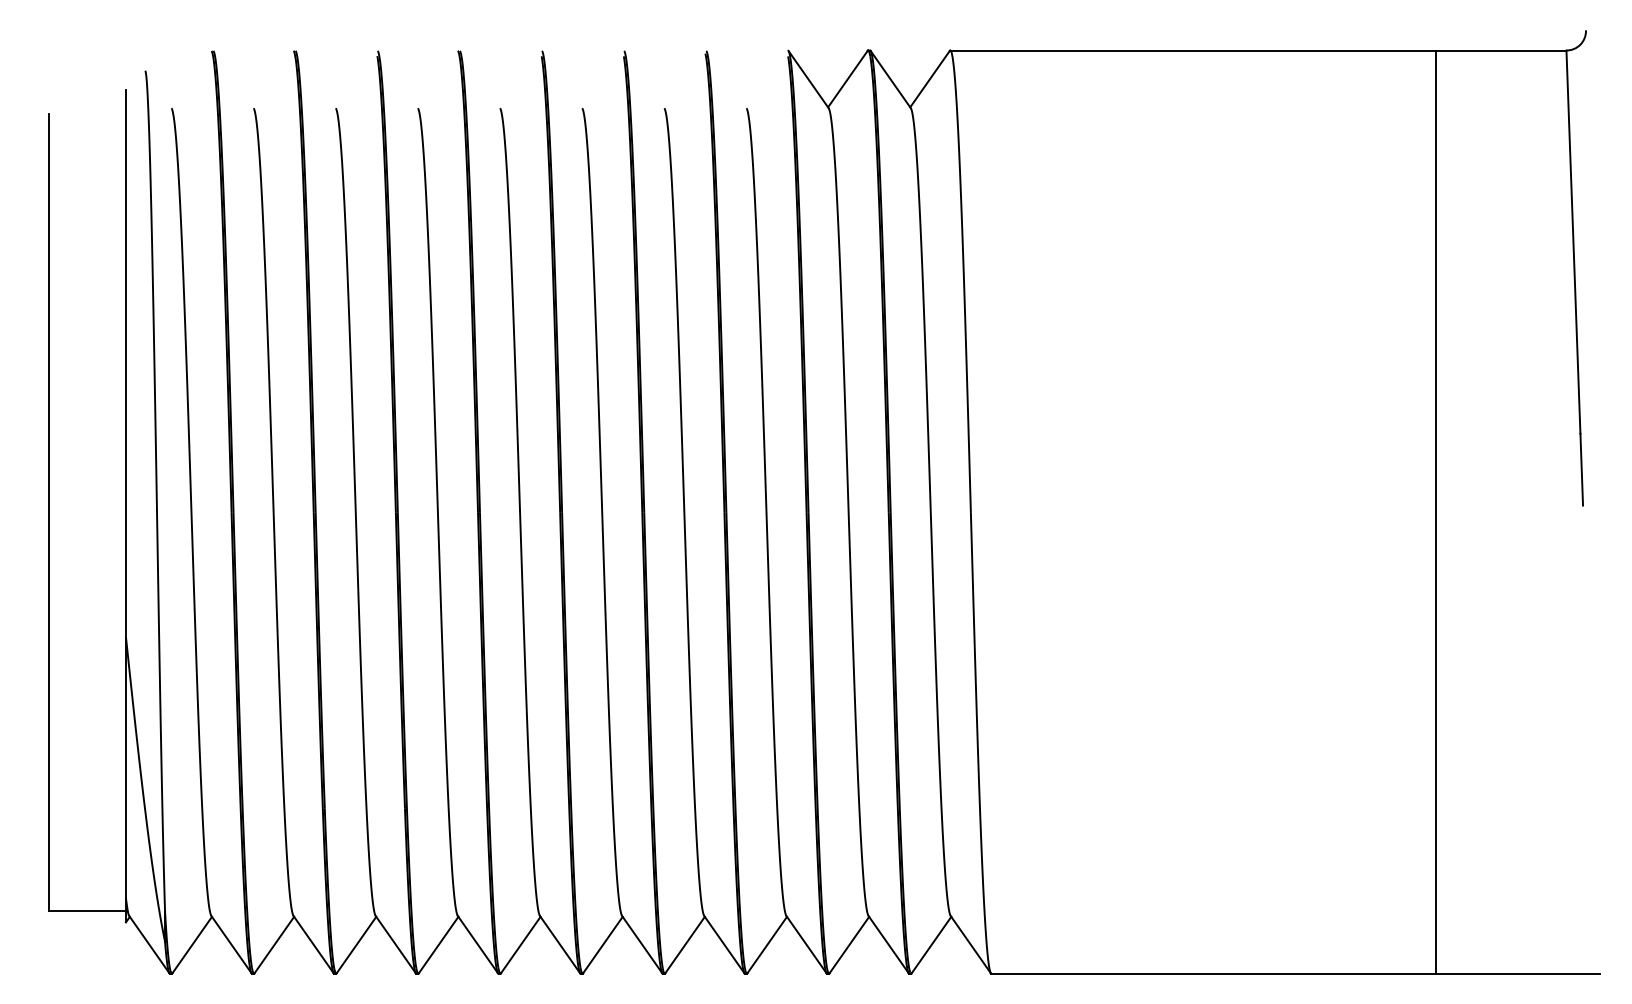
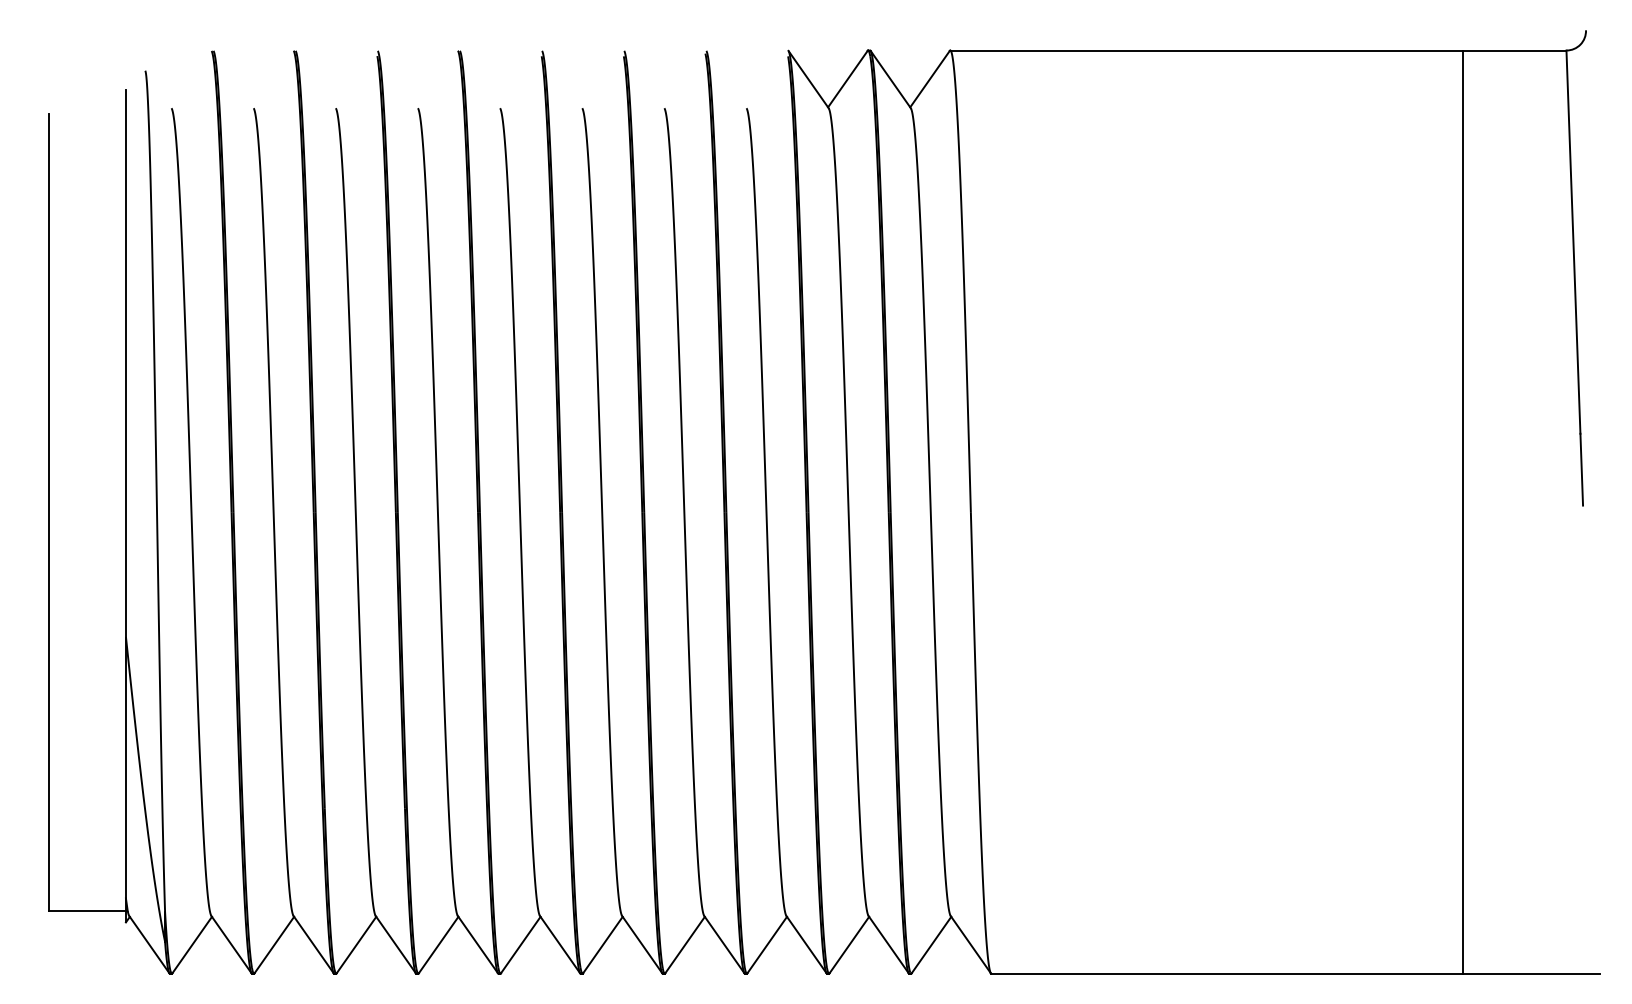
line position: (1436, 511) -> (1463, 511) (1463, 511)
